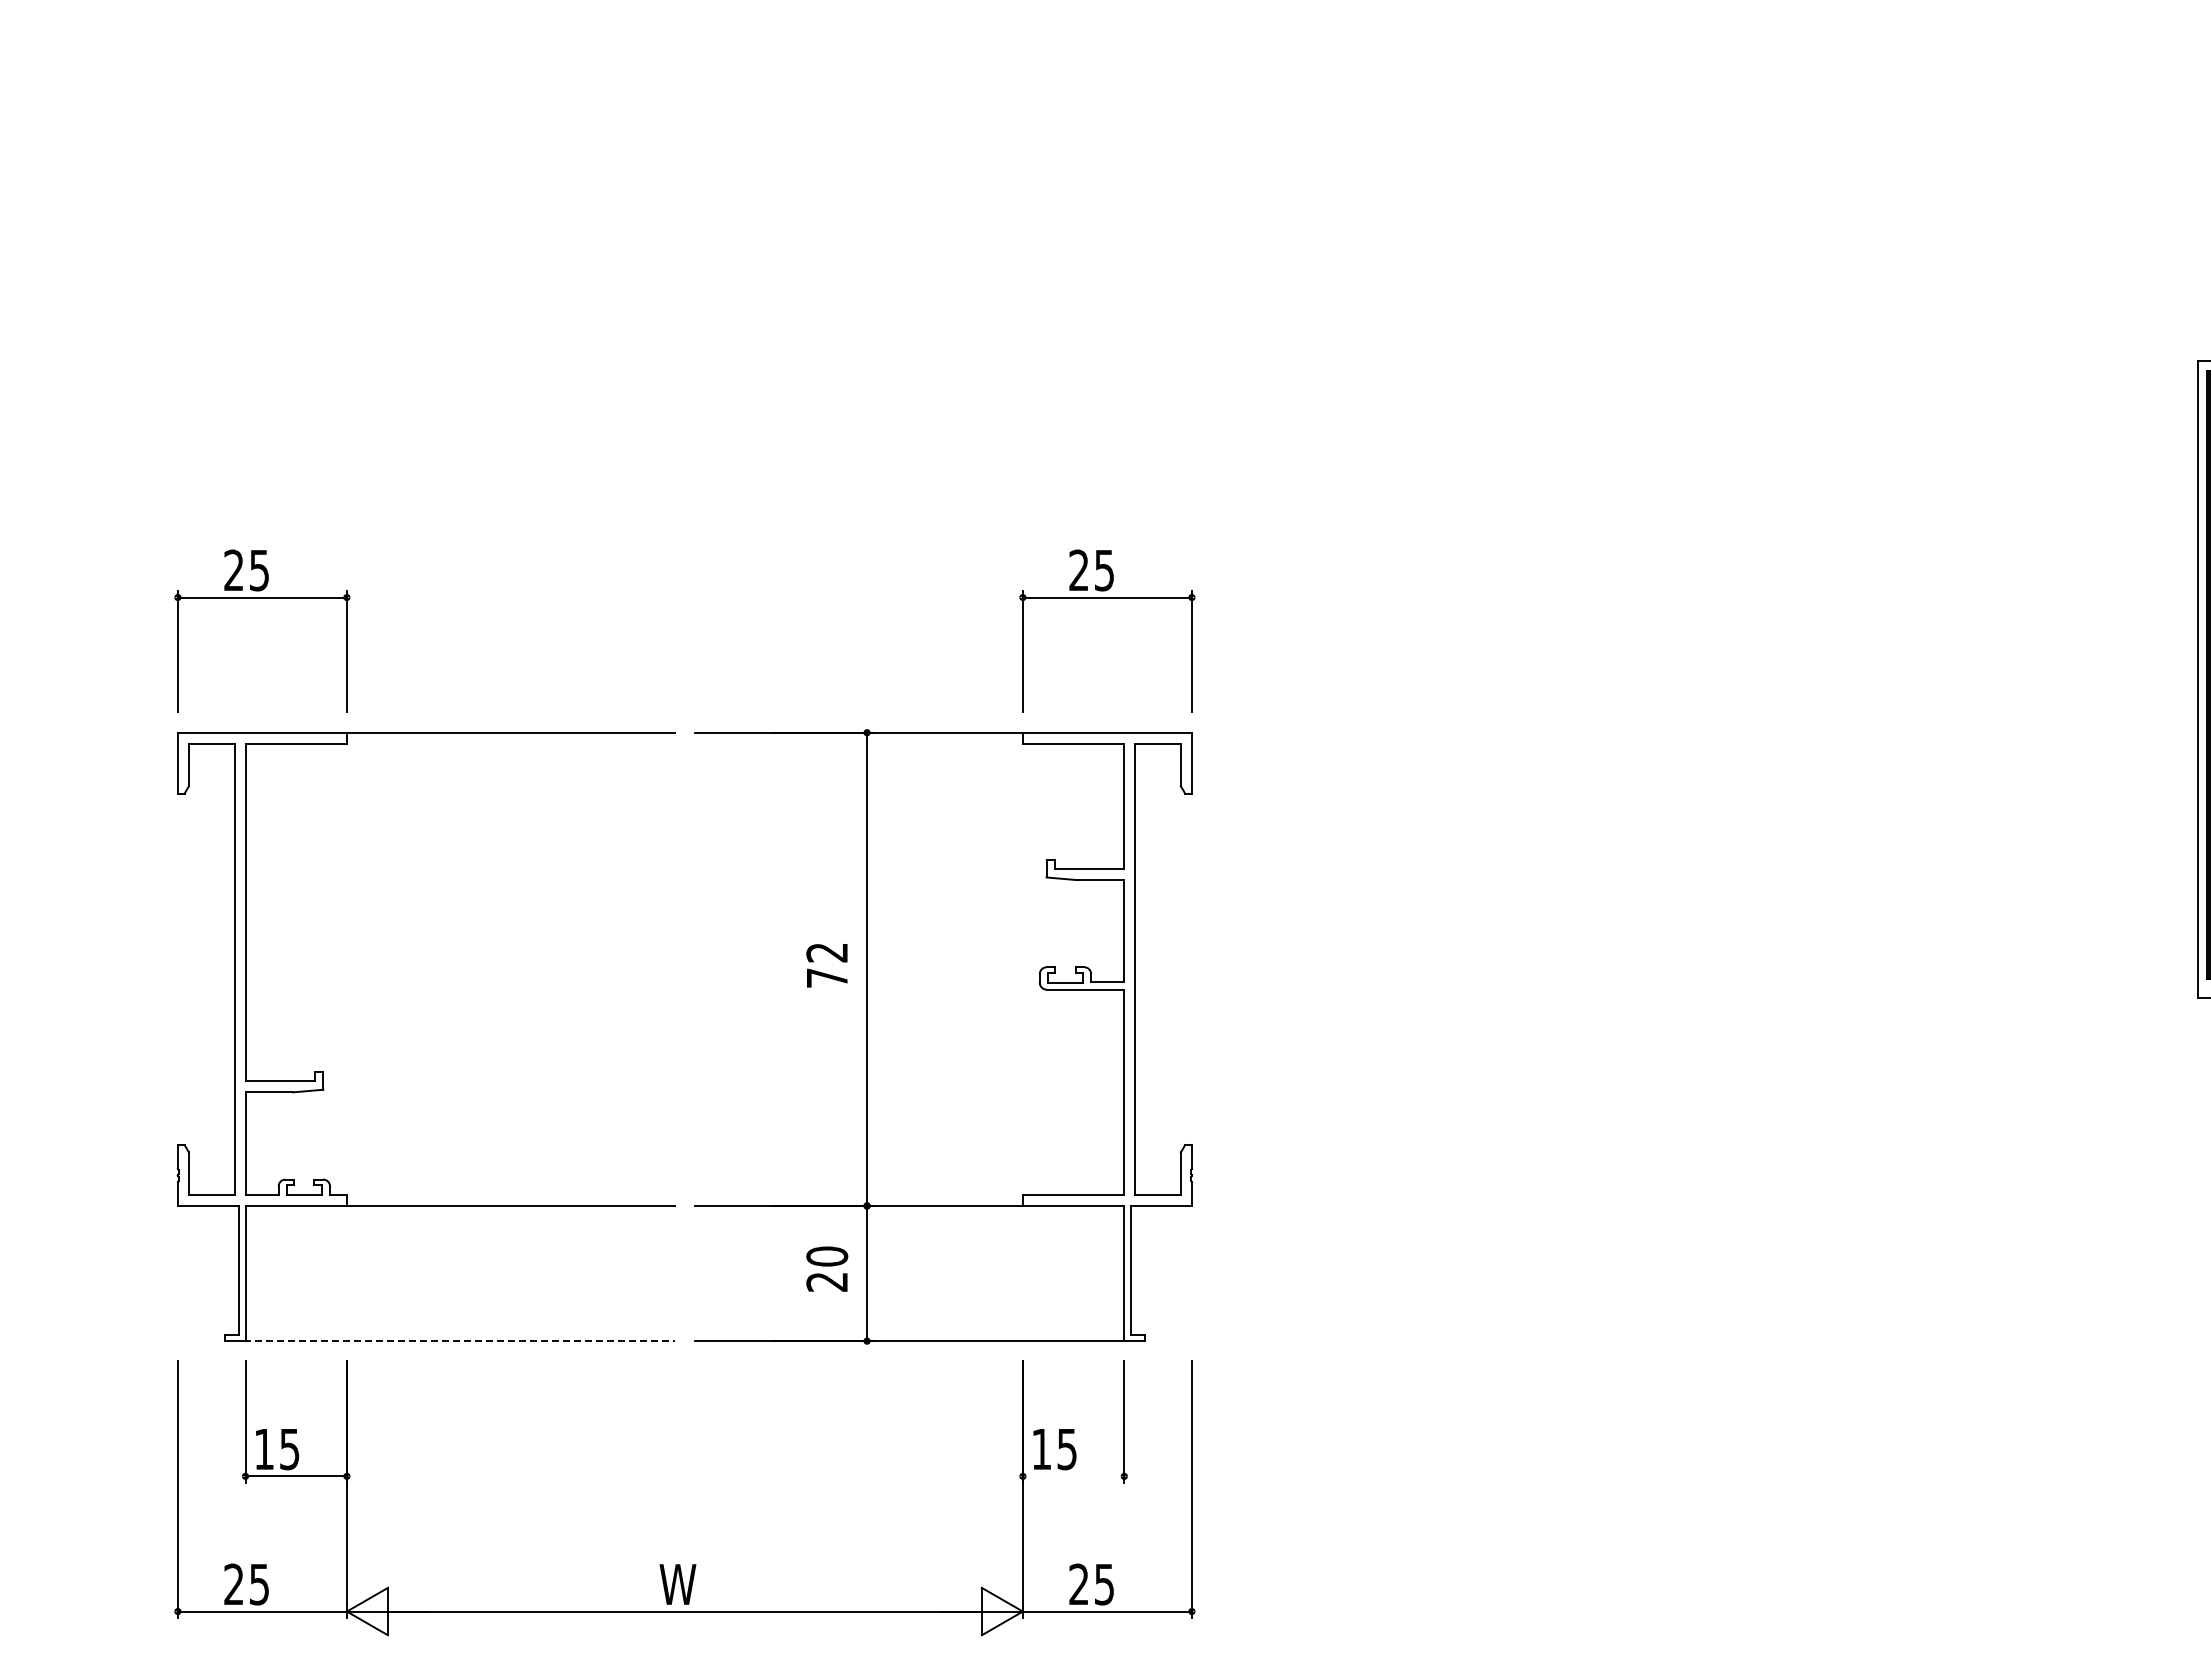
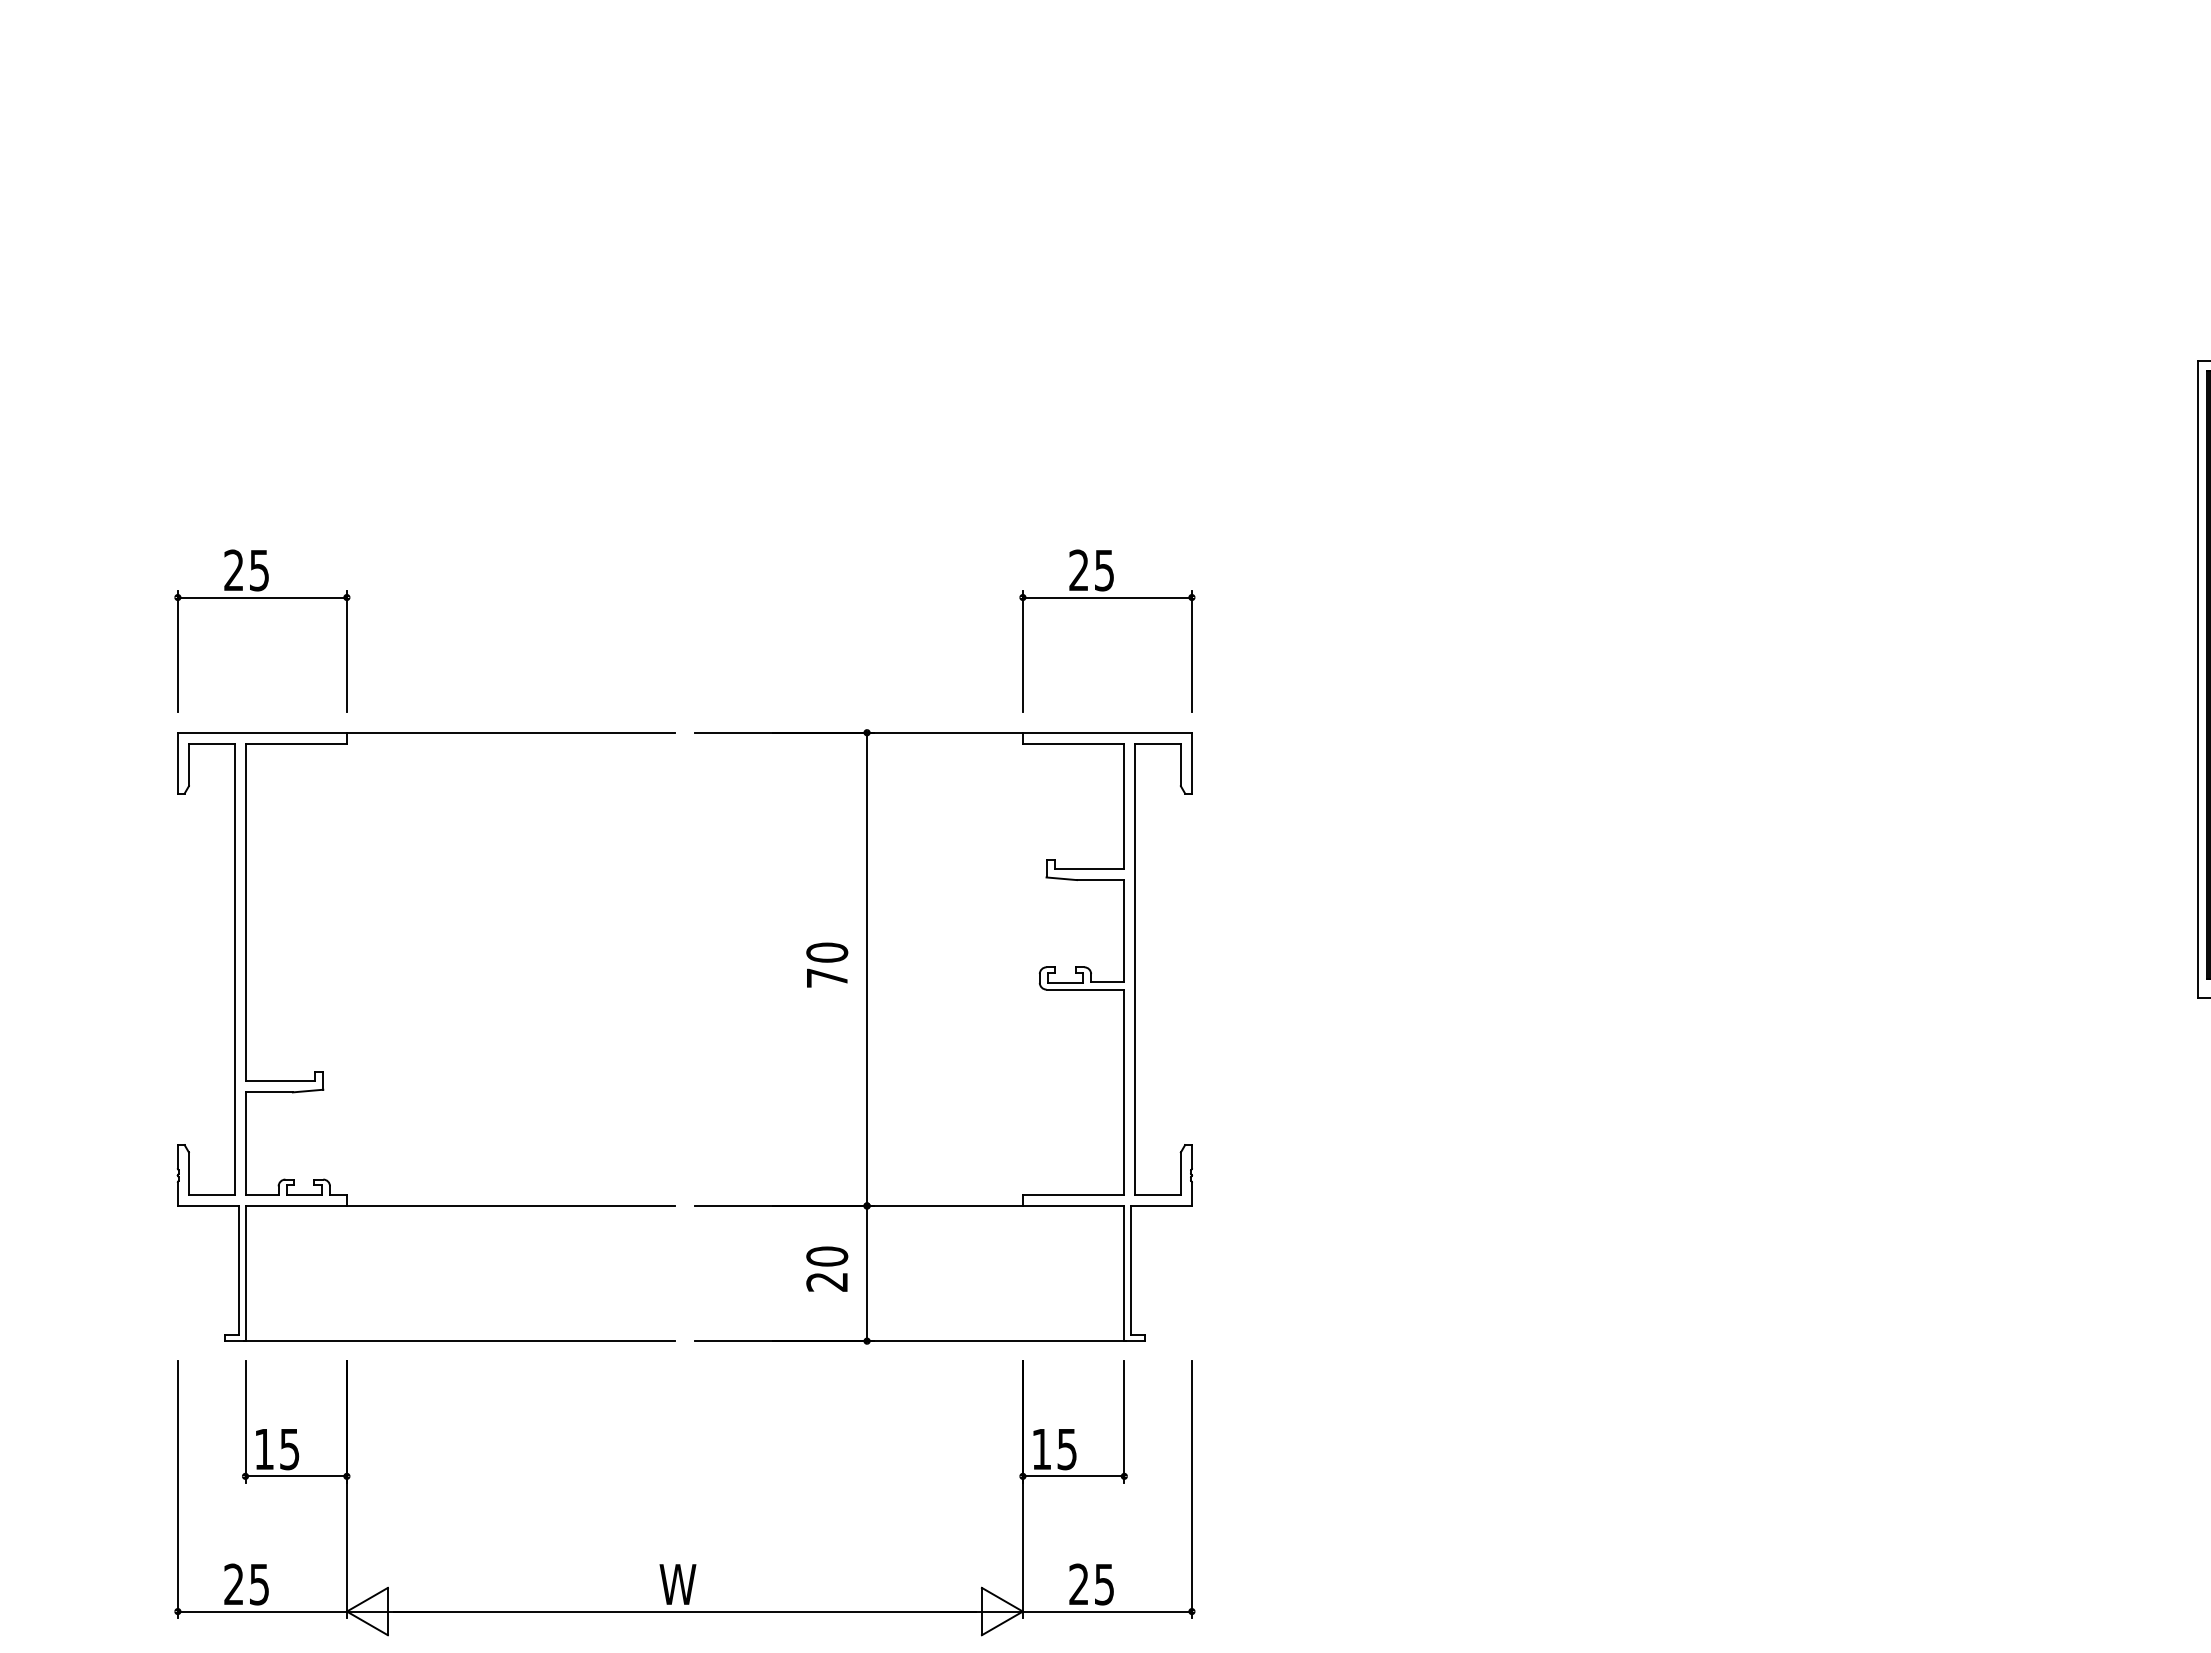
text: 72 -> 70 (827, 952)
line: dashed -> solid (459, 1341)
line: none -> present (1073, 1476)
